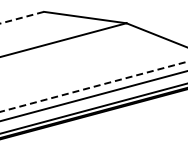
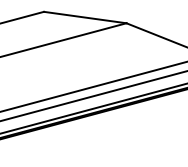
line: dashed -> solid (21, 17)
line: dashed -> solid (94, 86)
